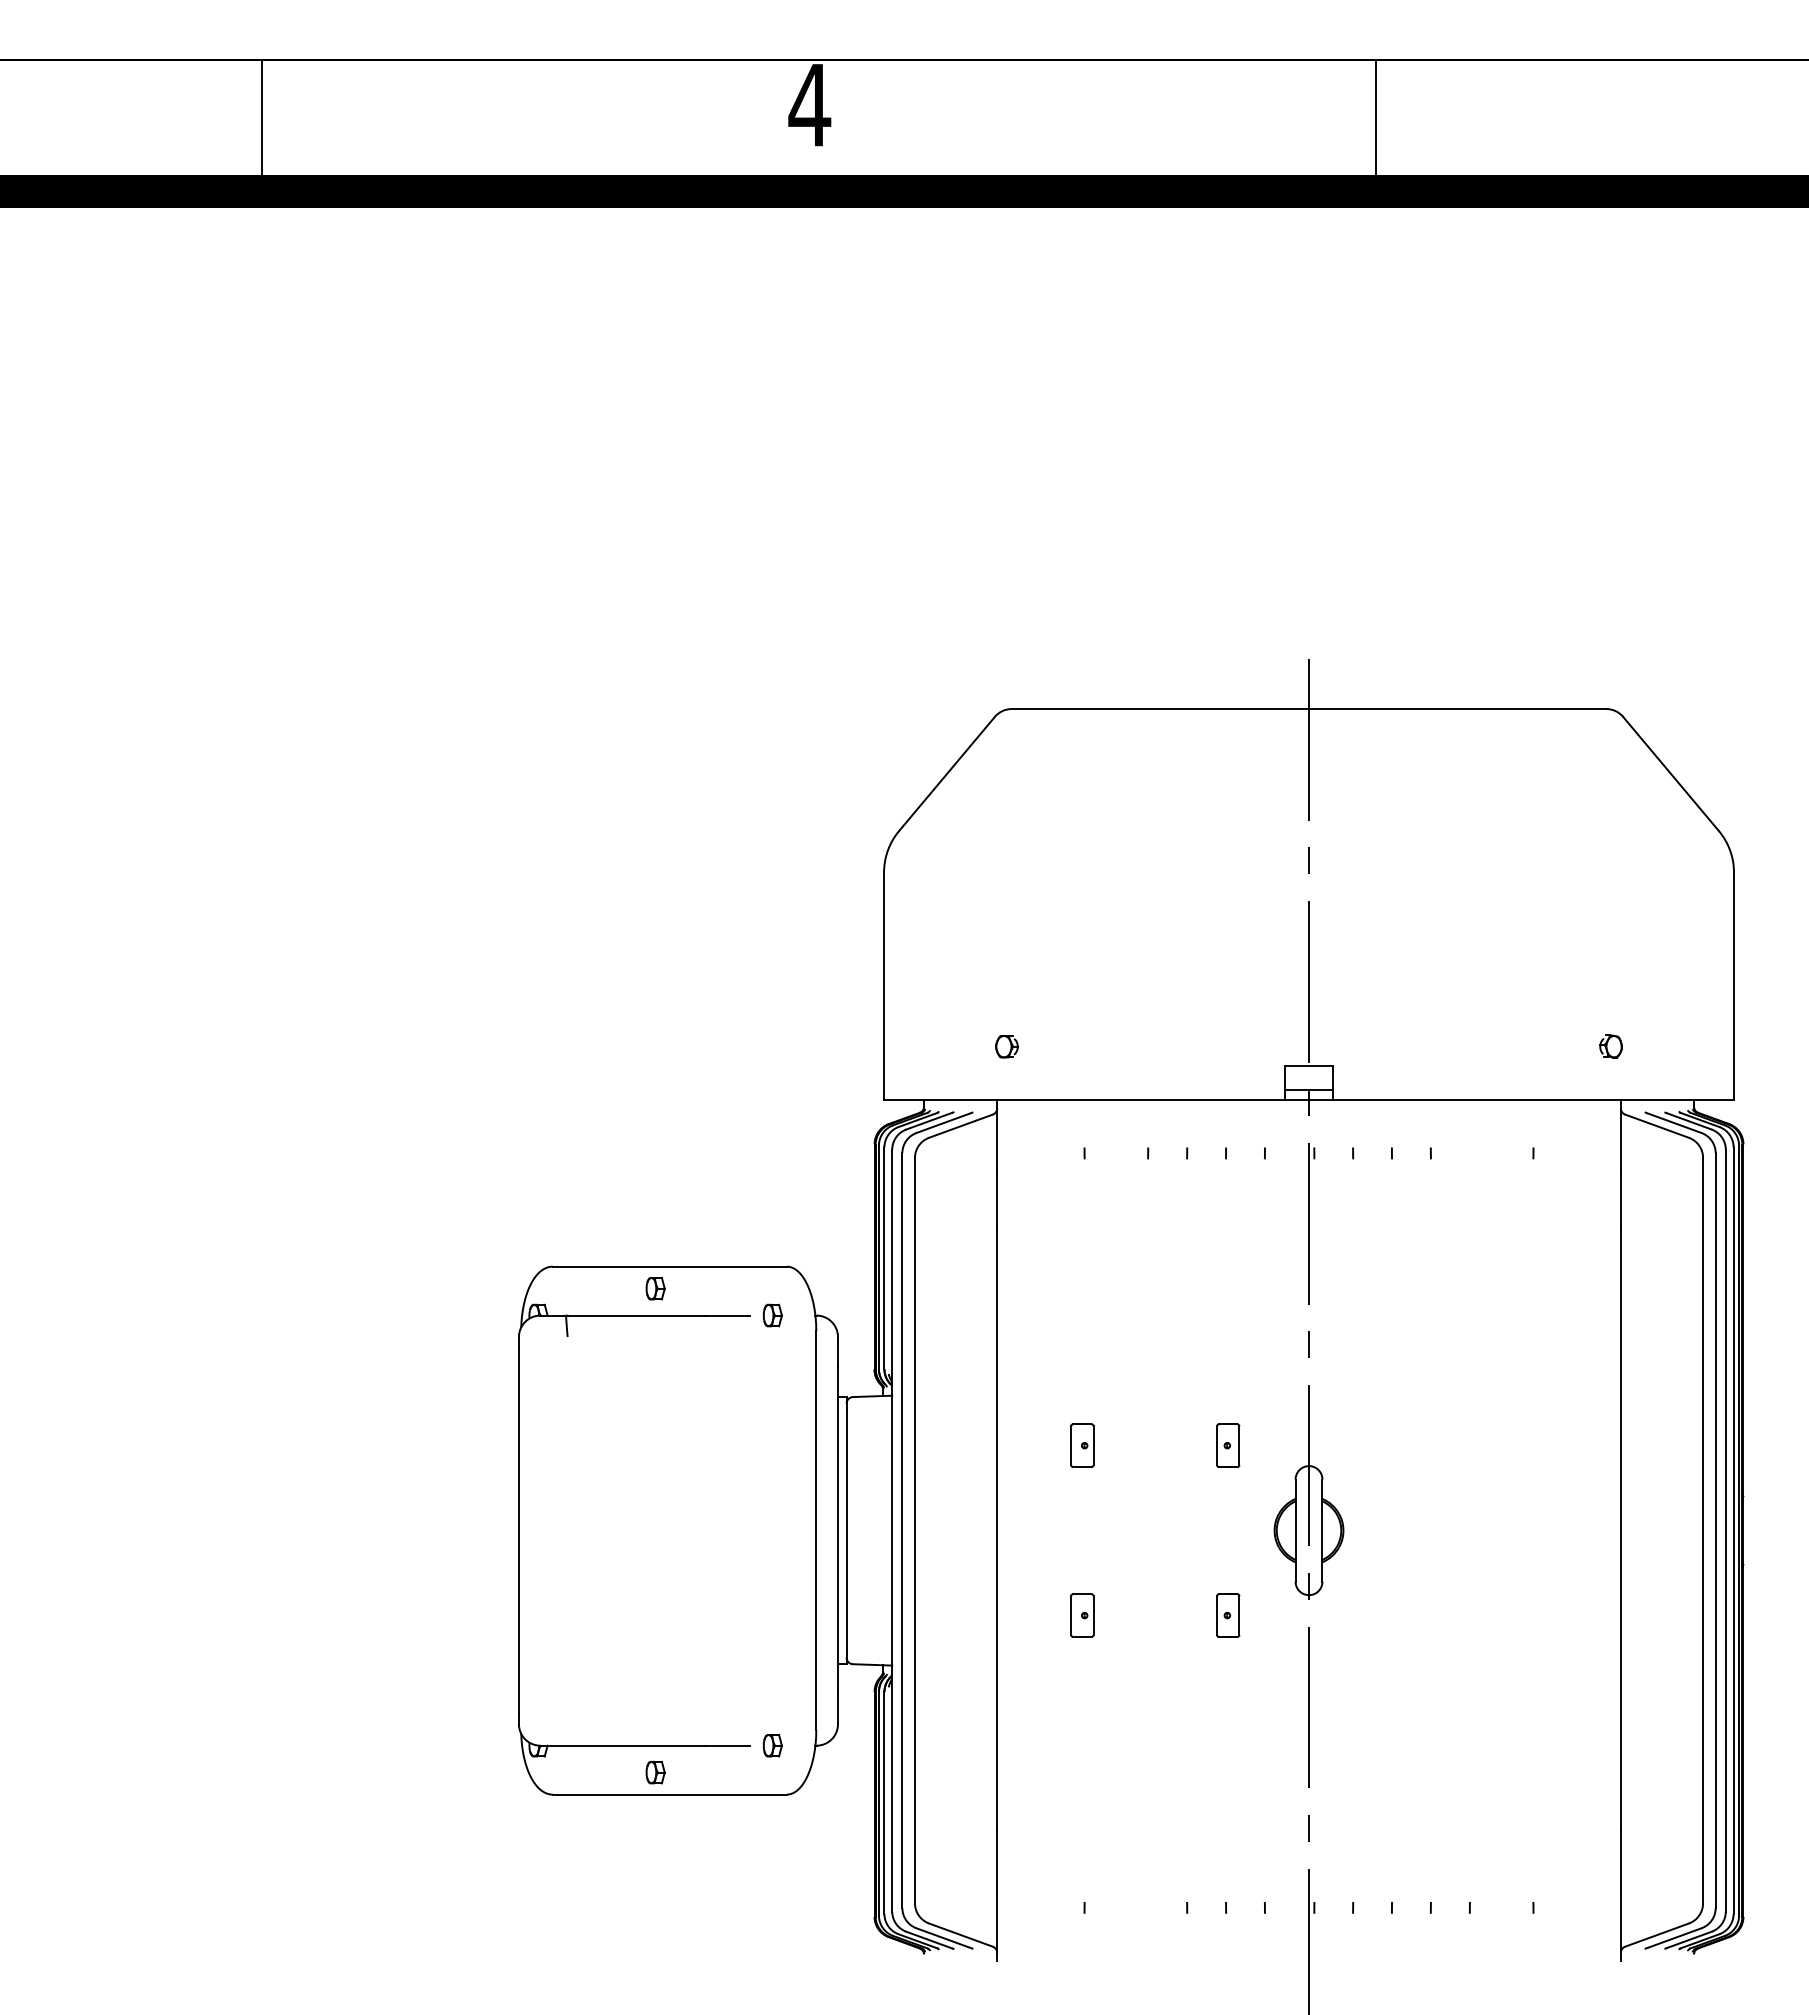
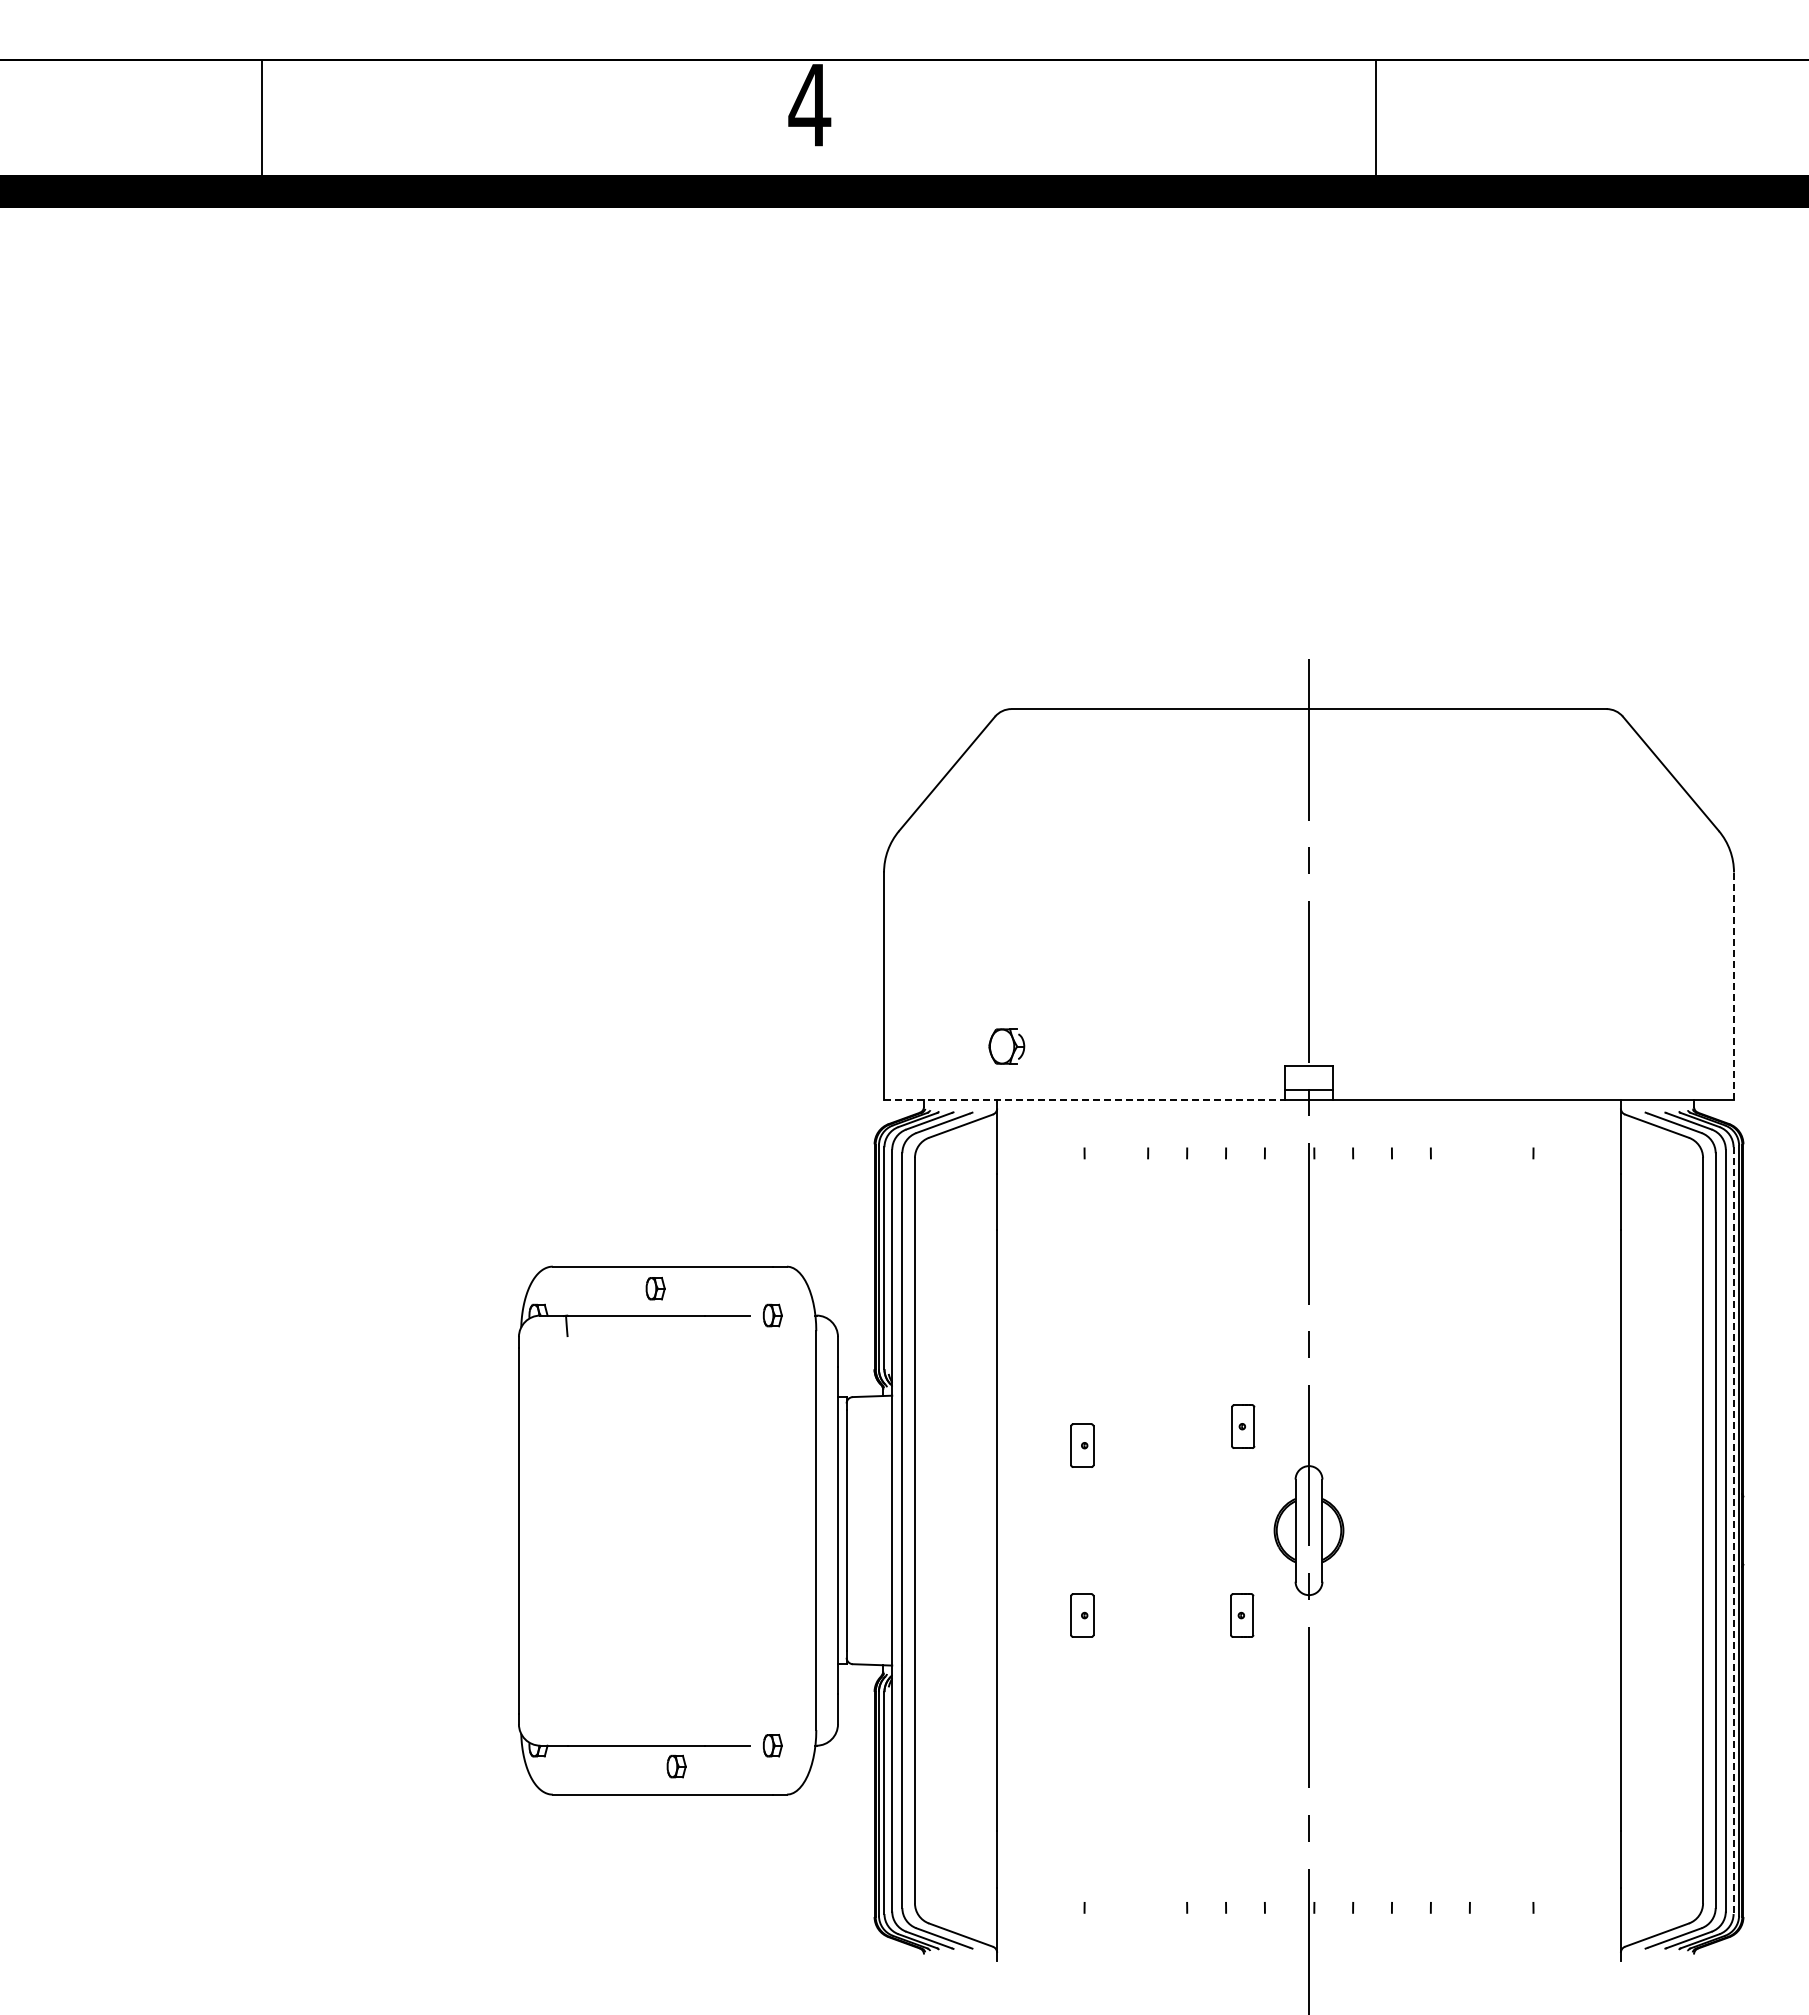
line: solid -> dashed (1734, 986)
part size: 24x24 px -> 38x37 px (1006, 1046)
part: present -> none (1610, 1046)
line: solid -> dashed (1084, 1100)
part position: (1228, 1445) -> (1243, 1426) (1243, 1426)
line: solid -> dashed (1733, 1531)
part position: (1228, 1615) -> (1242, 1615) (1242, 1615)
part position: (655, 1772) -> (676, 1766) (676, 1766)
